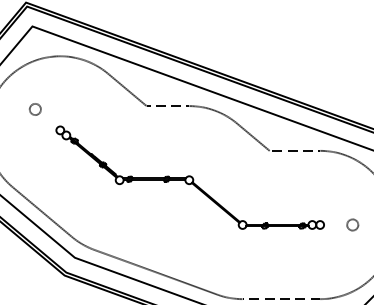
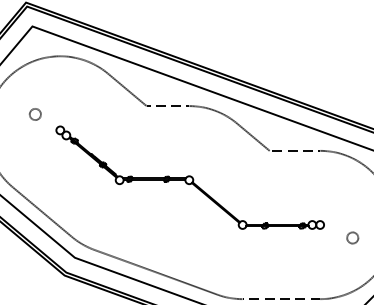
circle position: (34, 109) -> (34, 114) (34, 114)
circle position: (352, 224) -> (352, 237) (352, 237)
